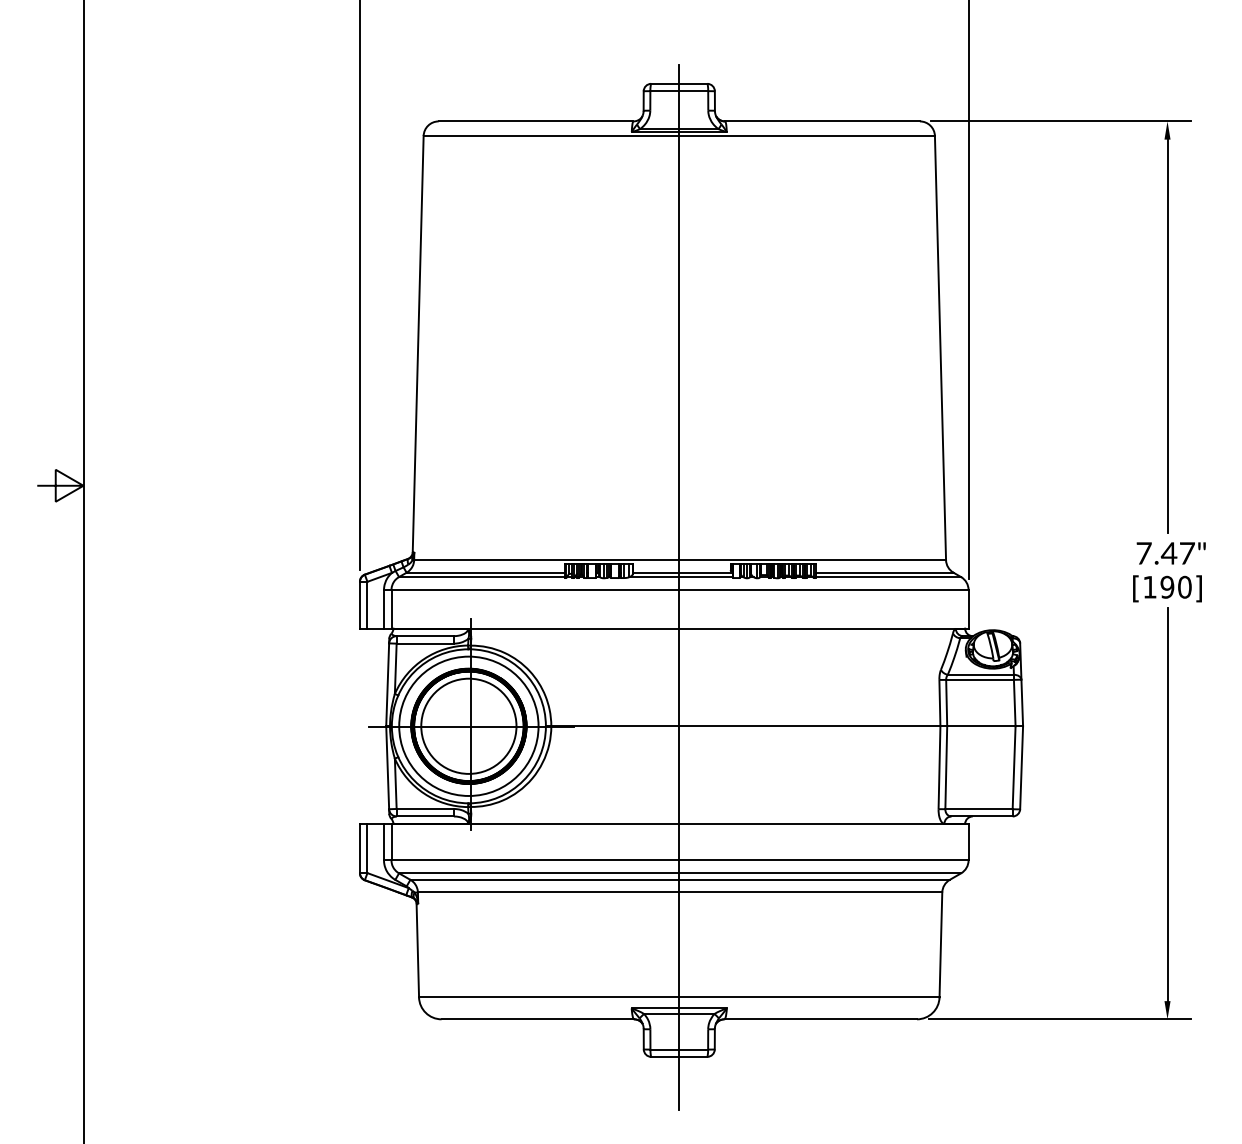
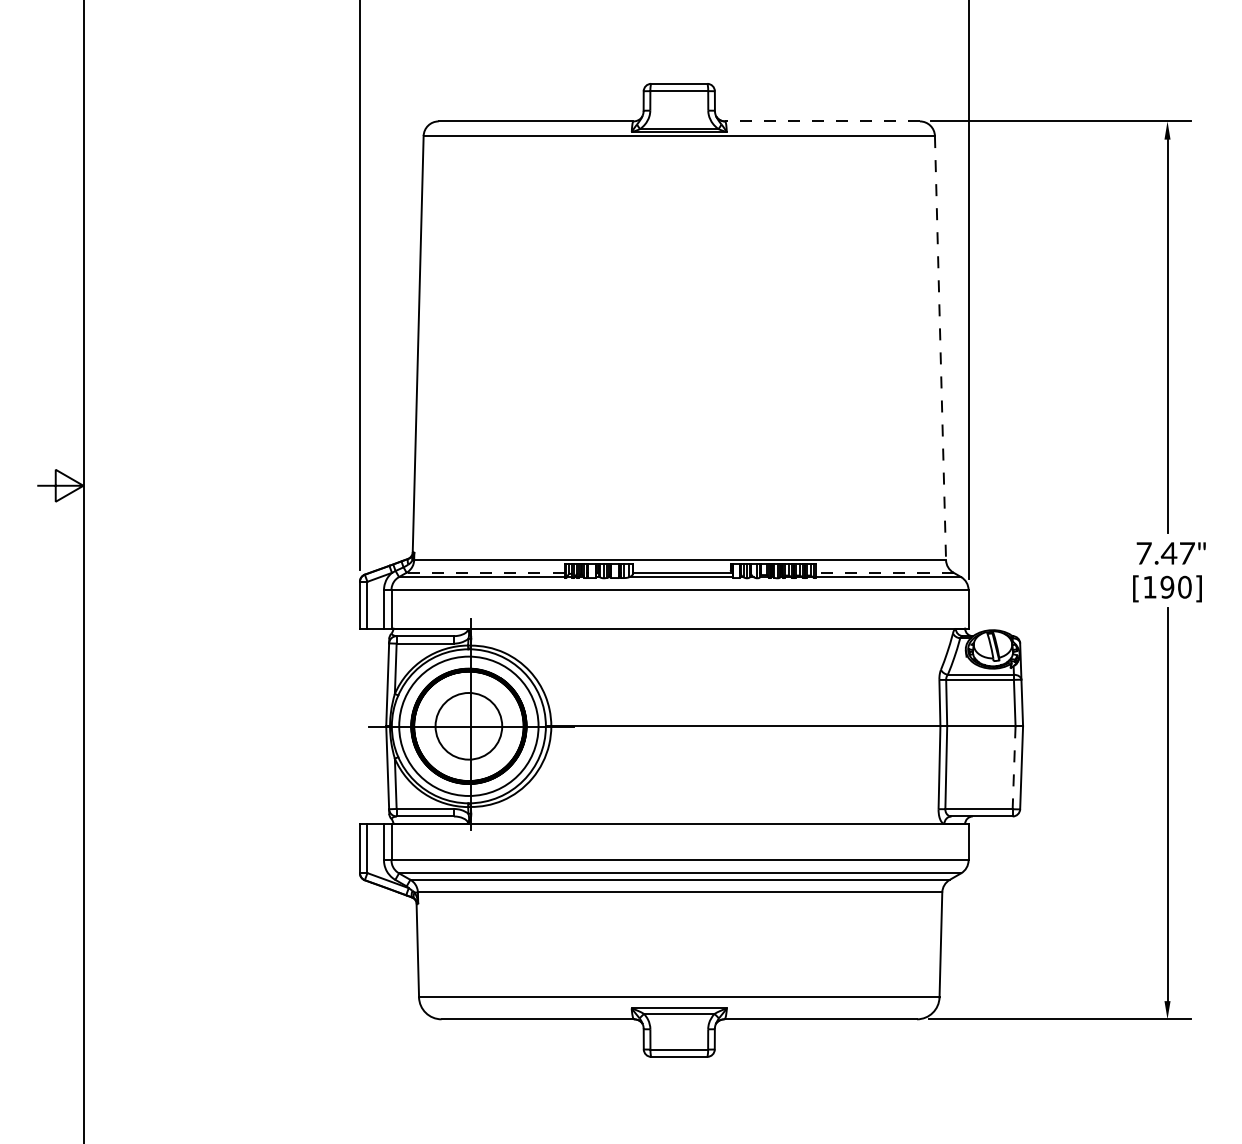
line: solid -> dashed (822, 121)
line: solid -> dashed (940, 348)
line: solid -> dashed (485, 572)
line: solid -> dashed (884, 572)
line: present -> none (679, 587)
circle diameter: 95 px -> 67 px (468, 725)
line: solid -> dashed (1014, 768)
